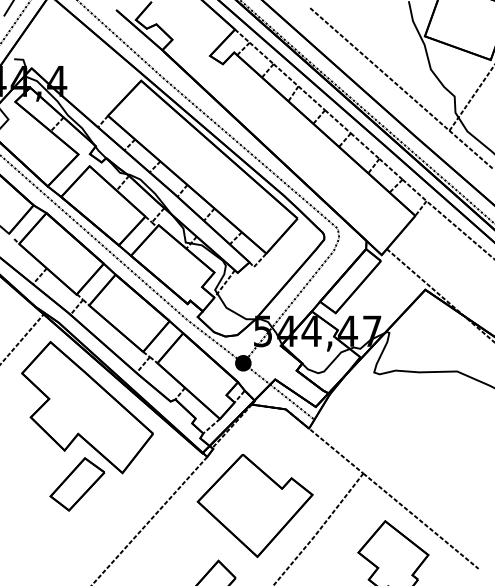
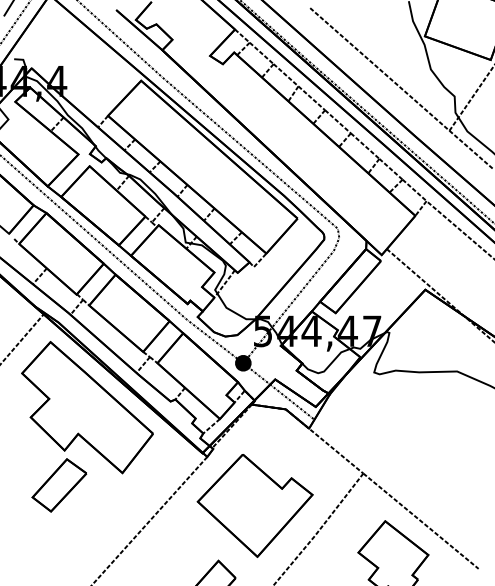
part position: (77, 484) -> (59, 485) (59, 485)
